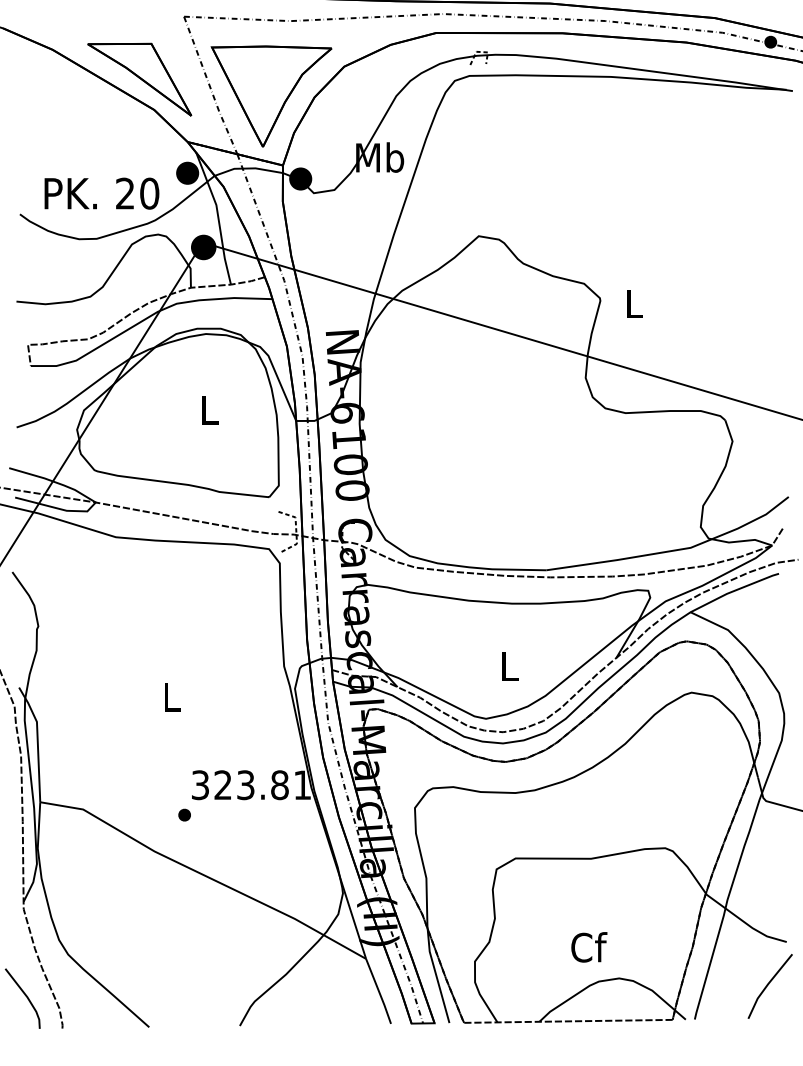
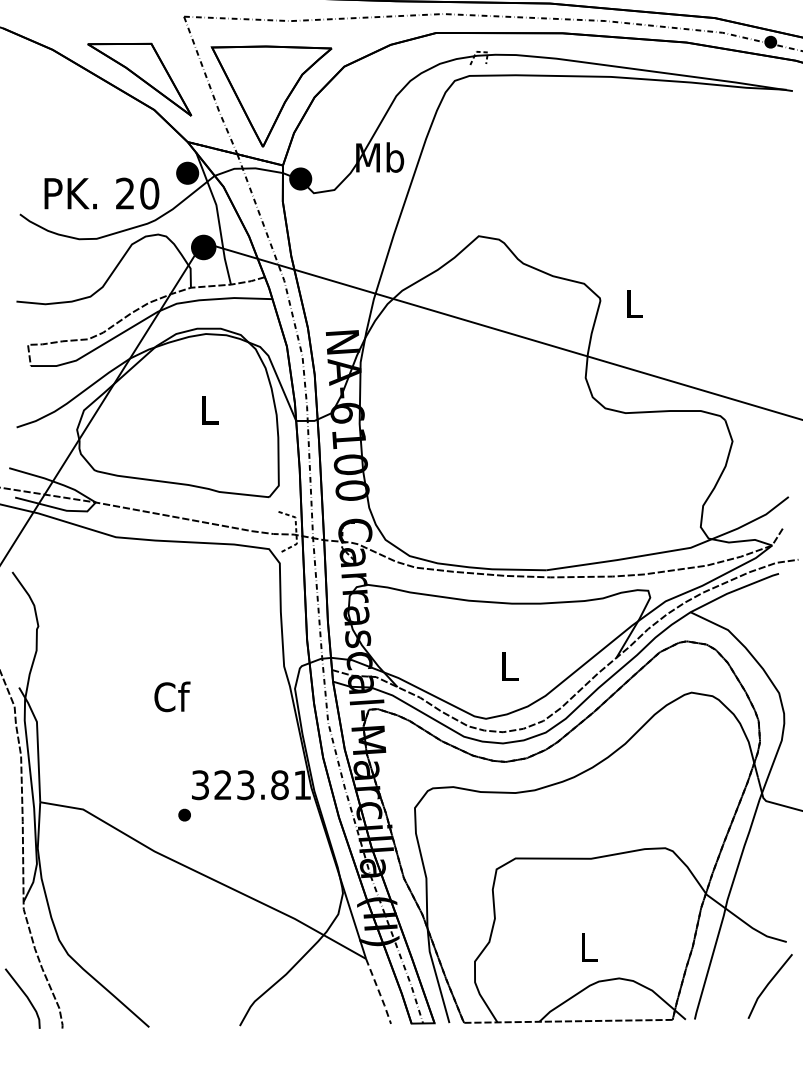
text: L -> Cf (172, 696)
text: Cf -> L (589, 947)
line: solid -> dashed (379, 992)
